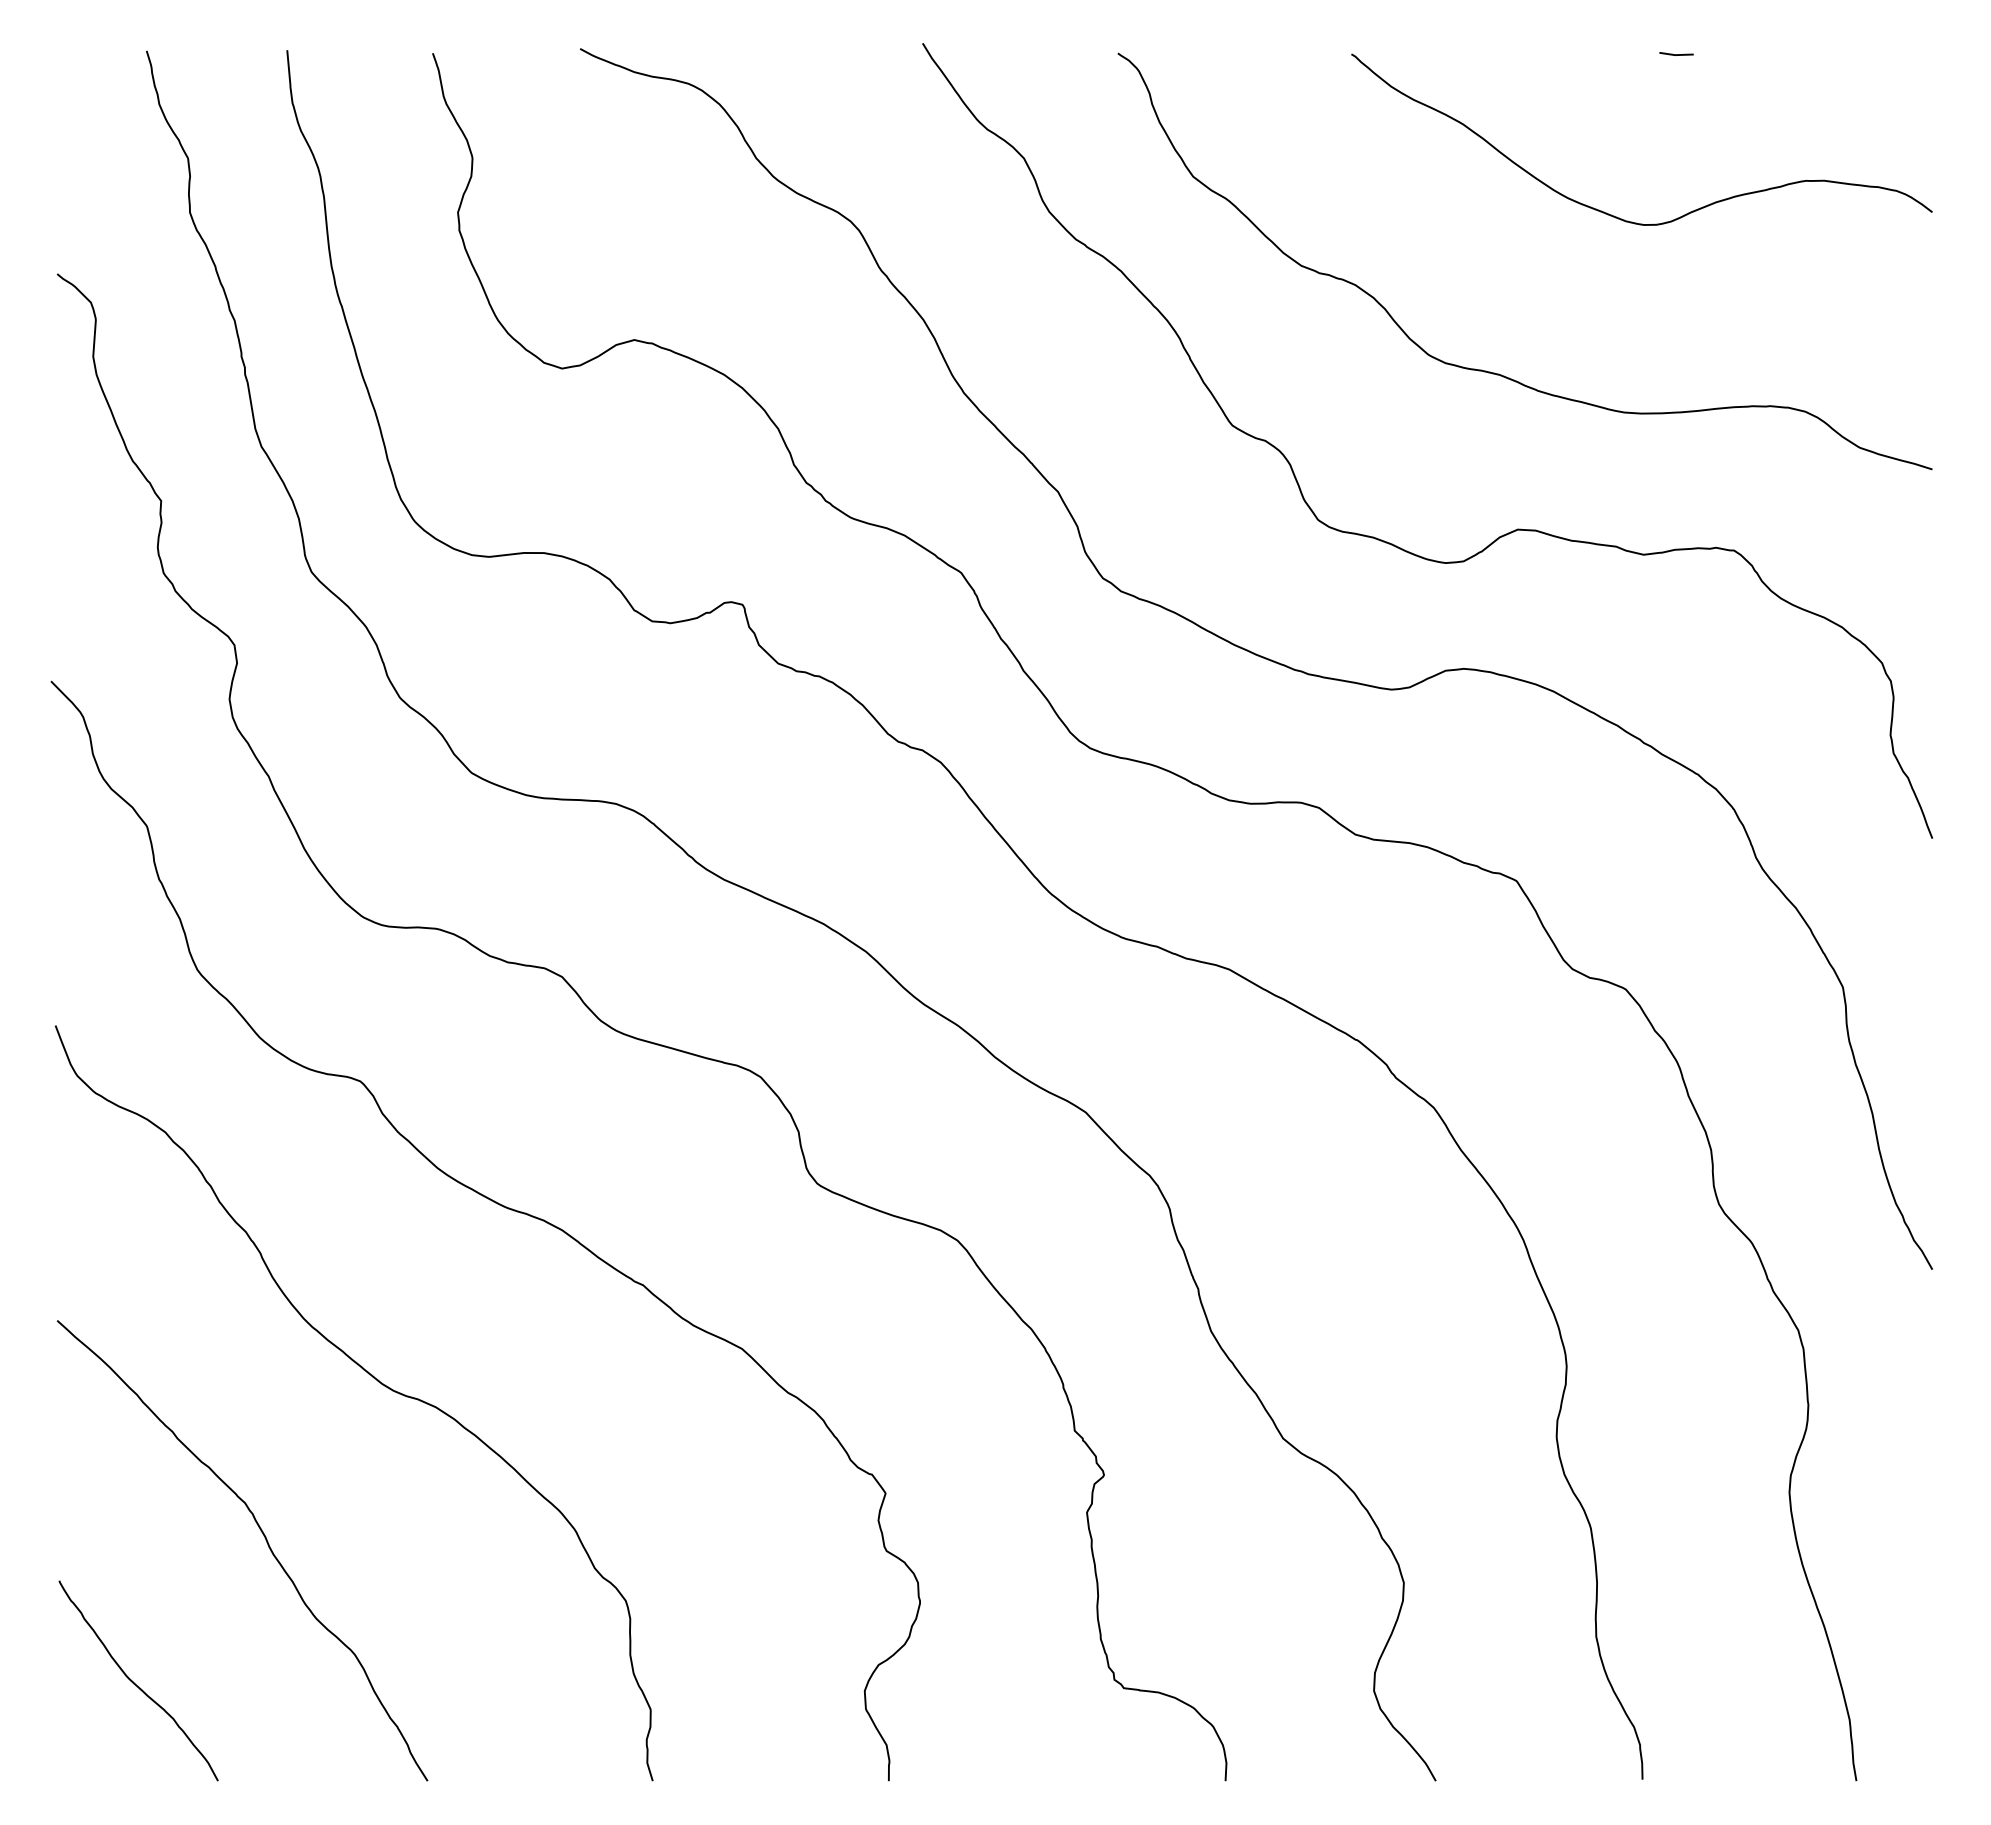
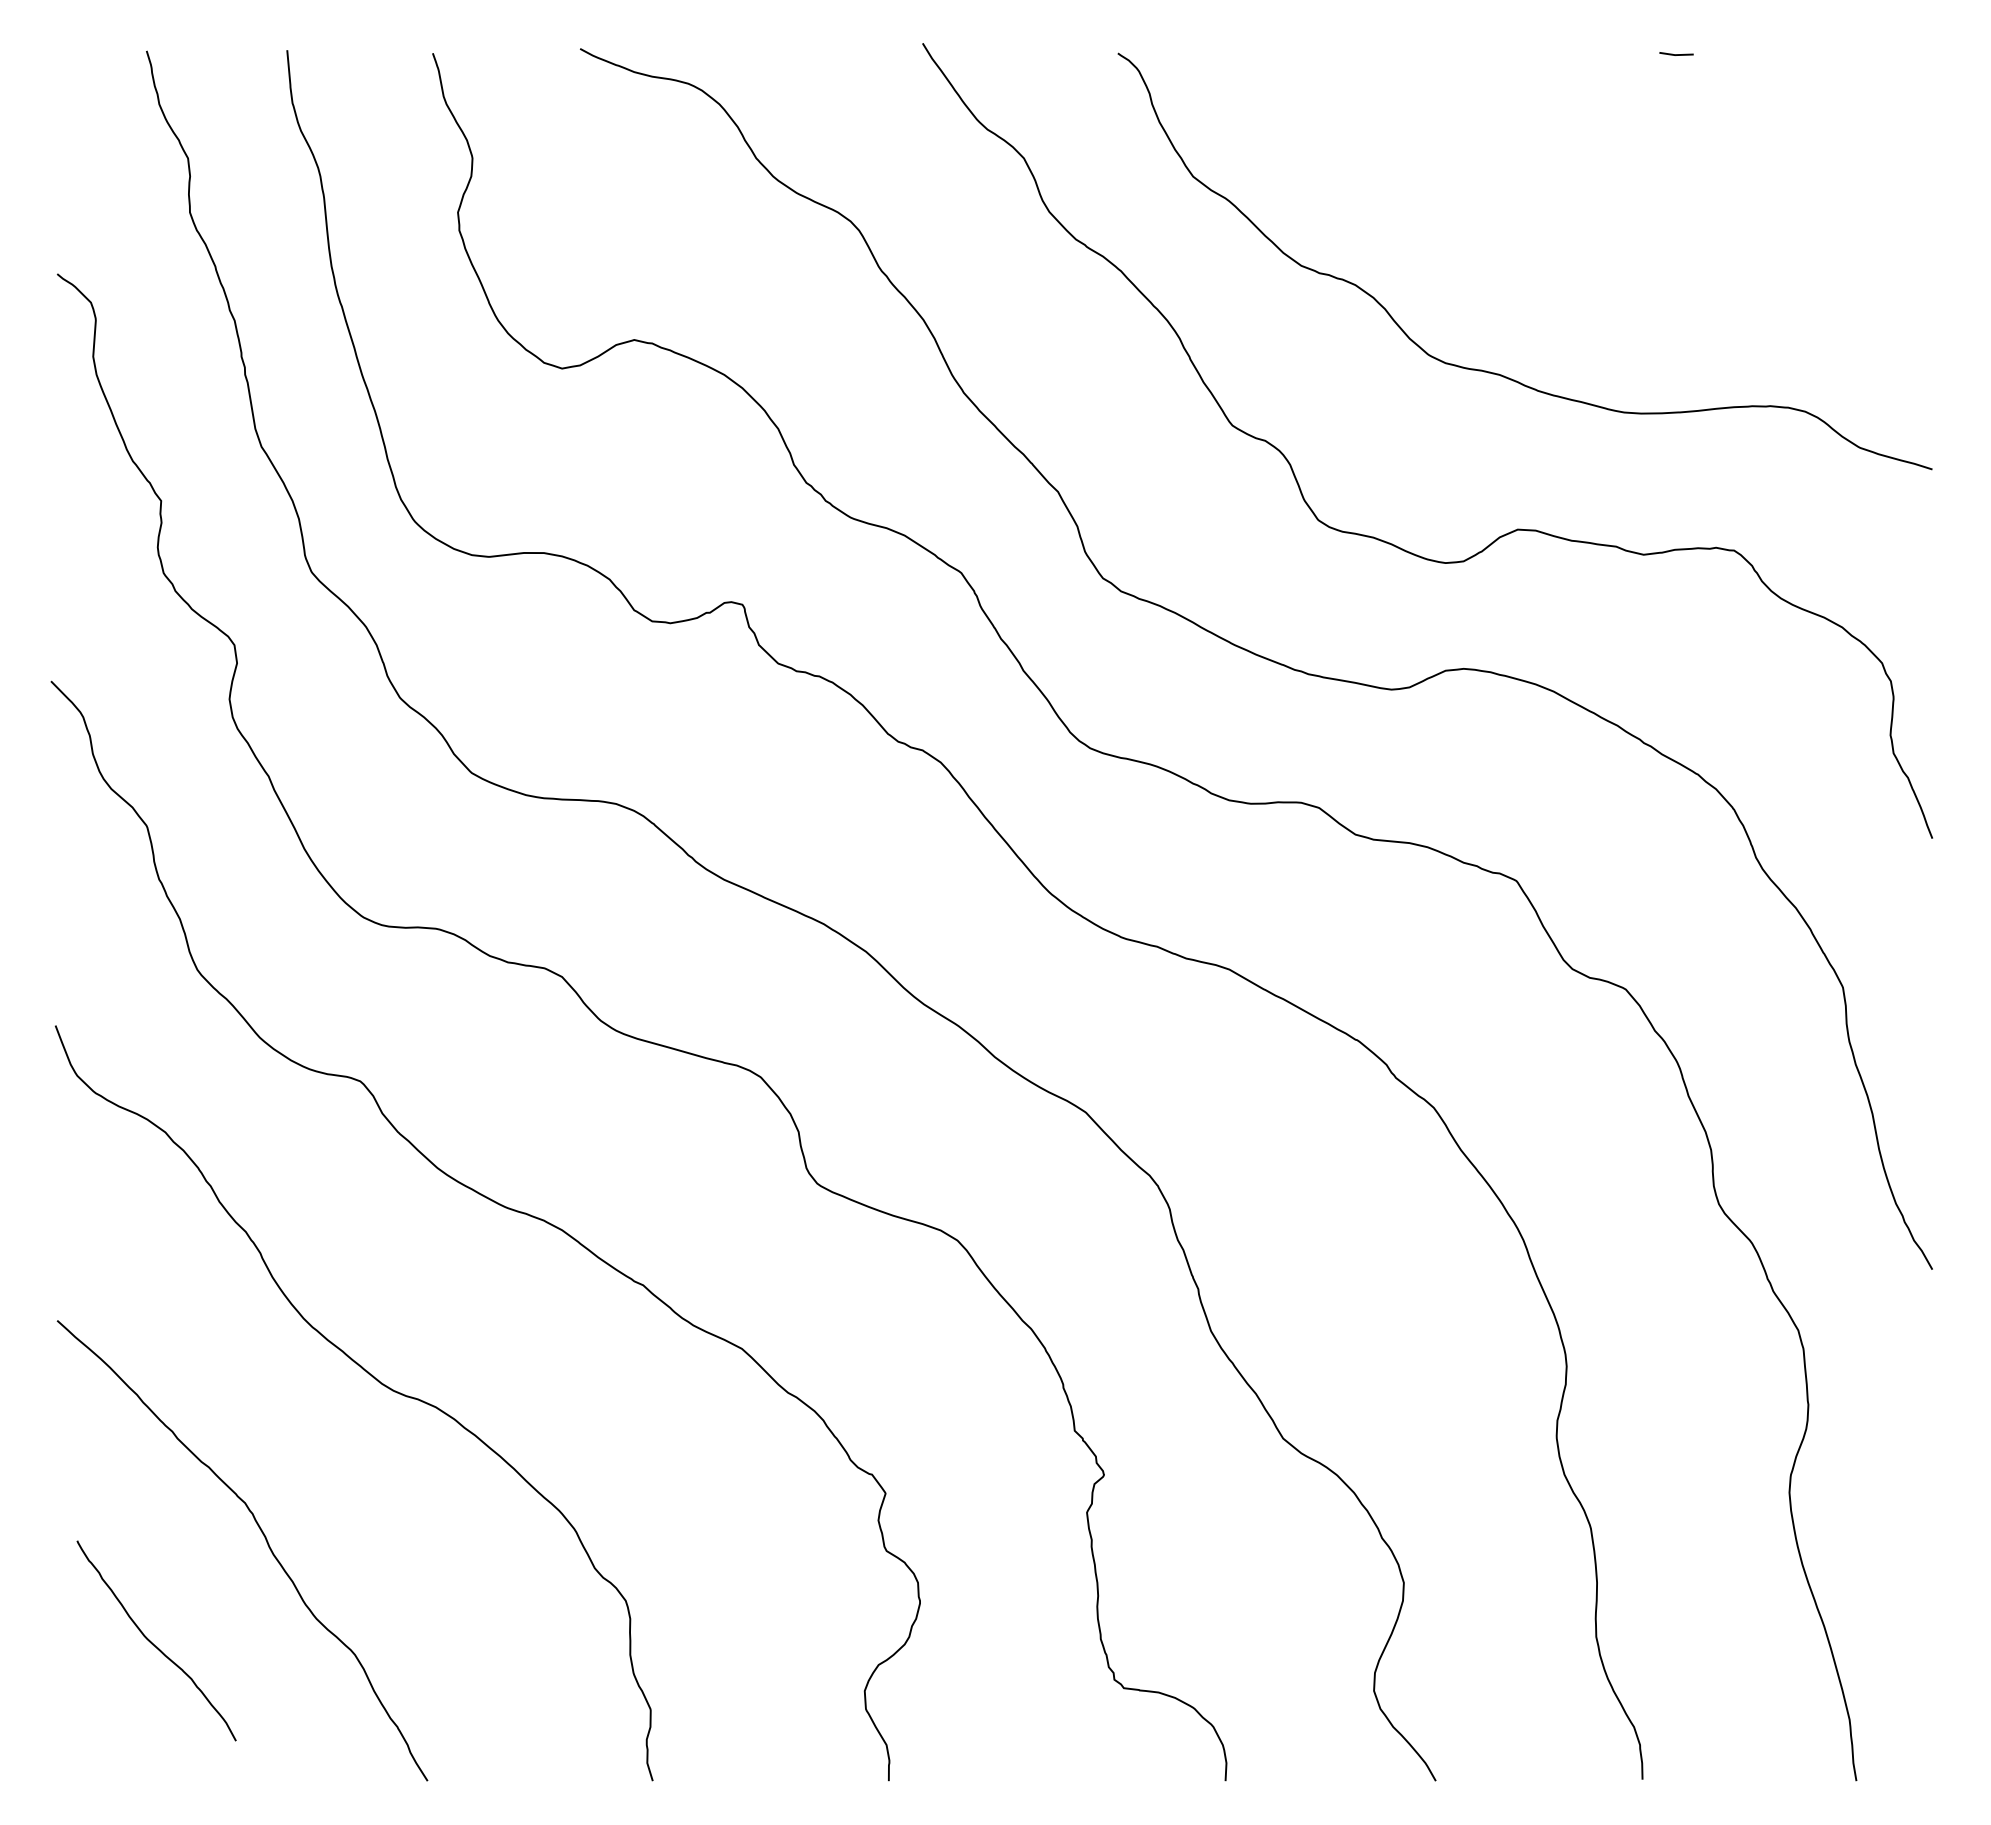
curve: present -> none (1609, 213)
curve position: (135, 1683) -> (153, 1643) (153, 1643)
